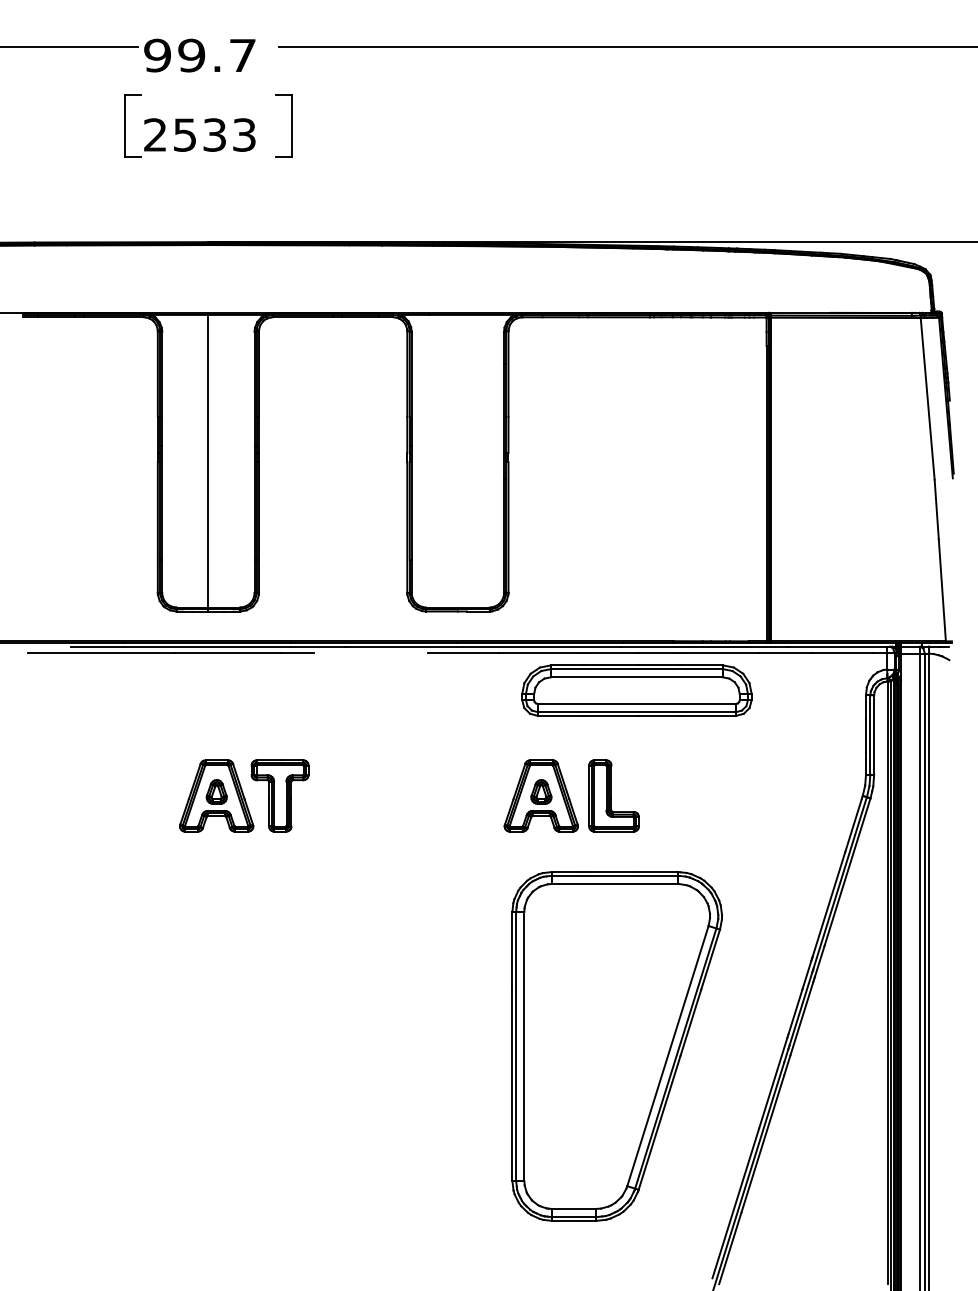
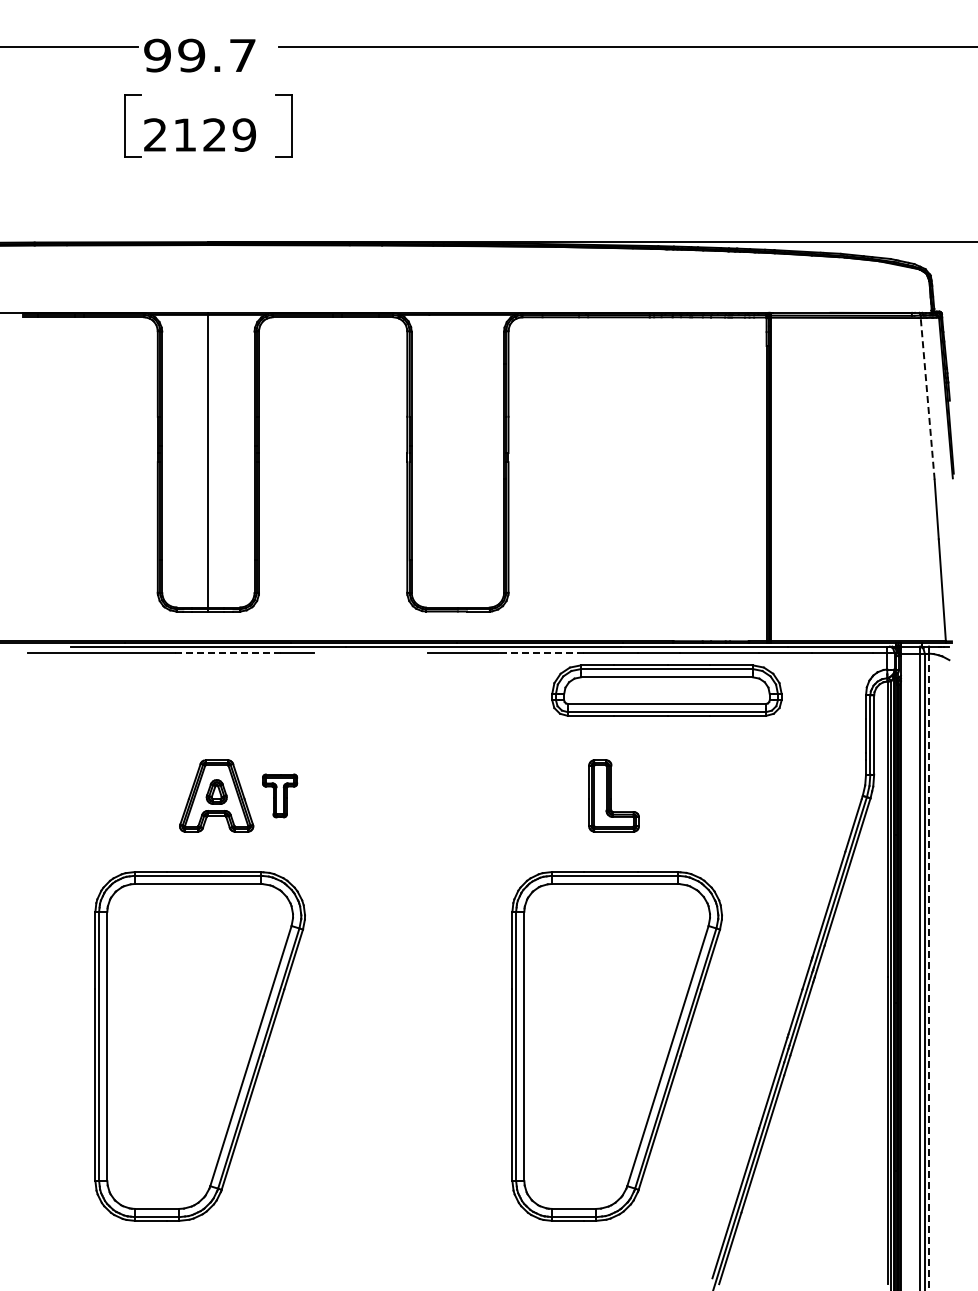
text: 2533 -> 2129 (215, 134)
line: solid -> dashed (927, 398)
line: solid -> dashed (227, 652)
line: solid -> dashed (541, 652)
part position: (636, 690) -> (666, 690) (666, 690)
part size: 60x74 px -> 37x46 px (280, 795)
part: present -> none (540, 795)
line: solid -> dashed (929, 972)
part: none -> present (199, 1046)
